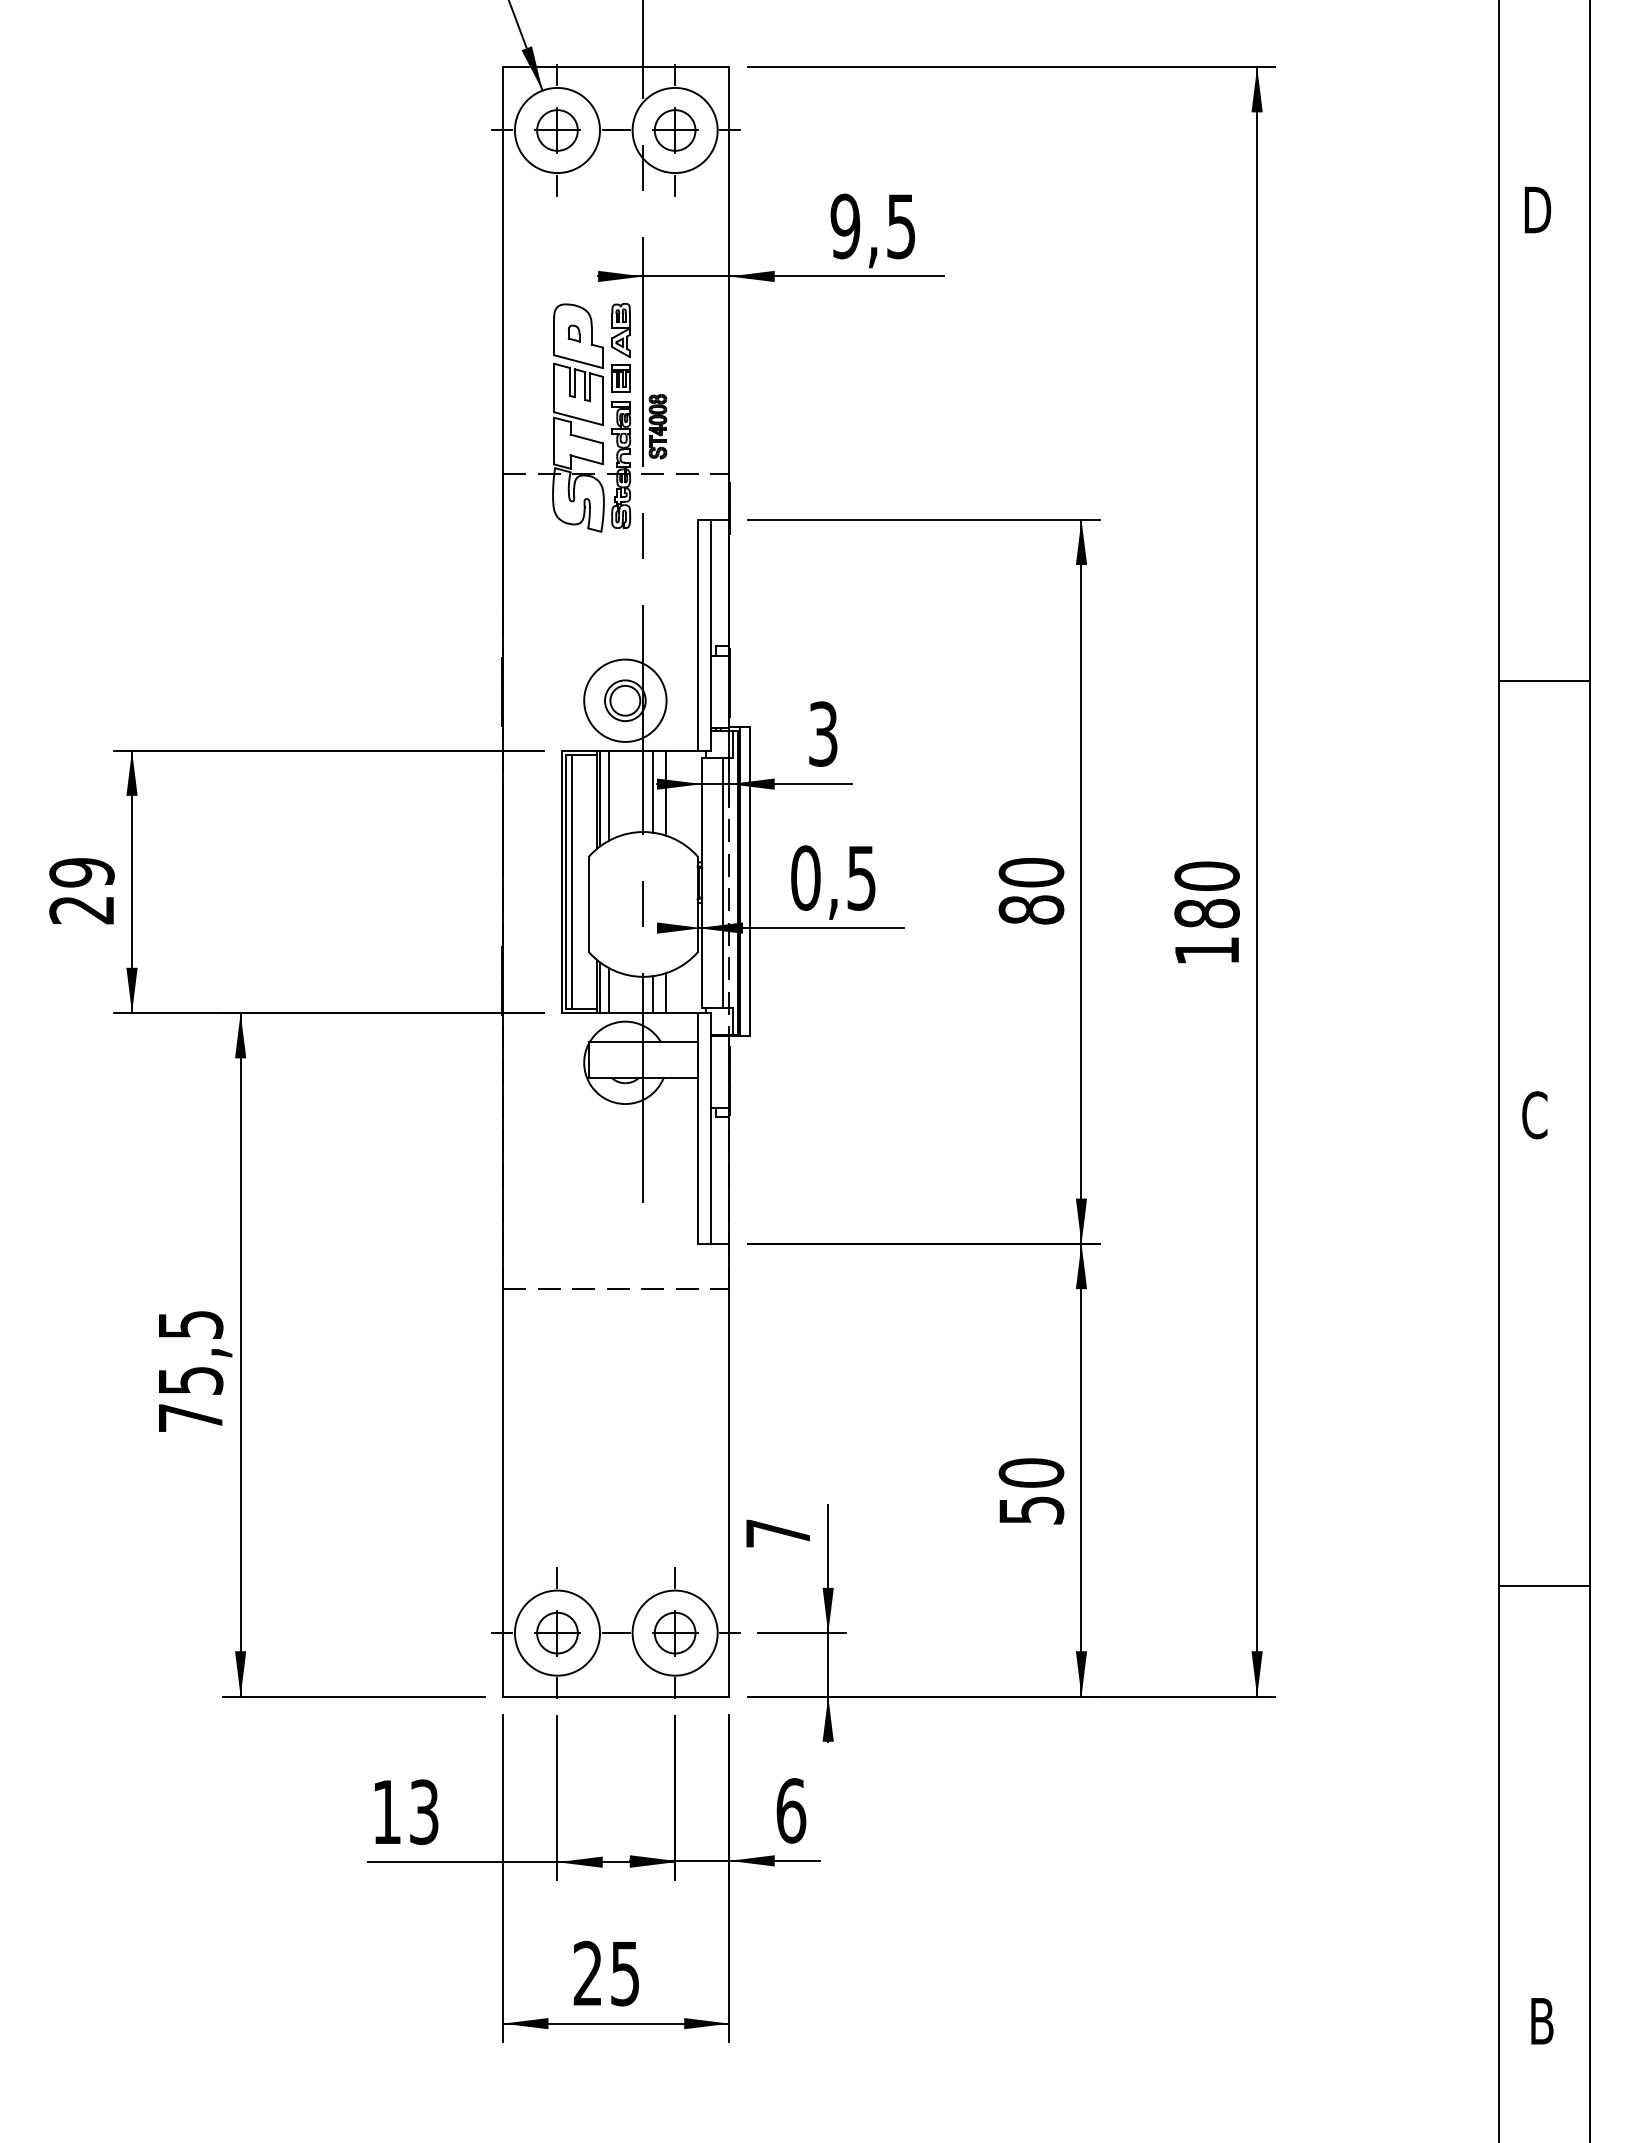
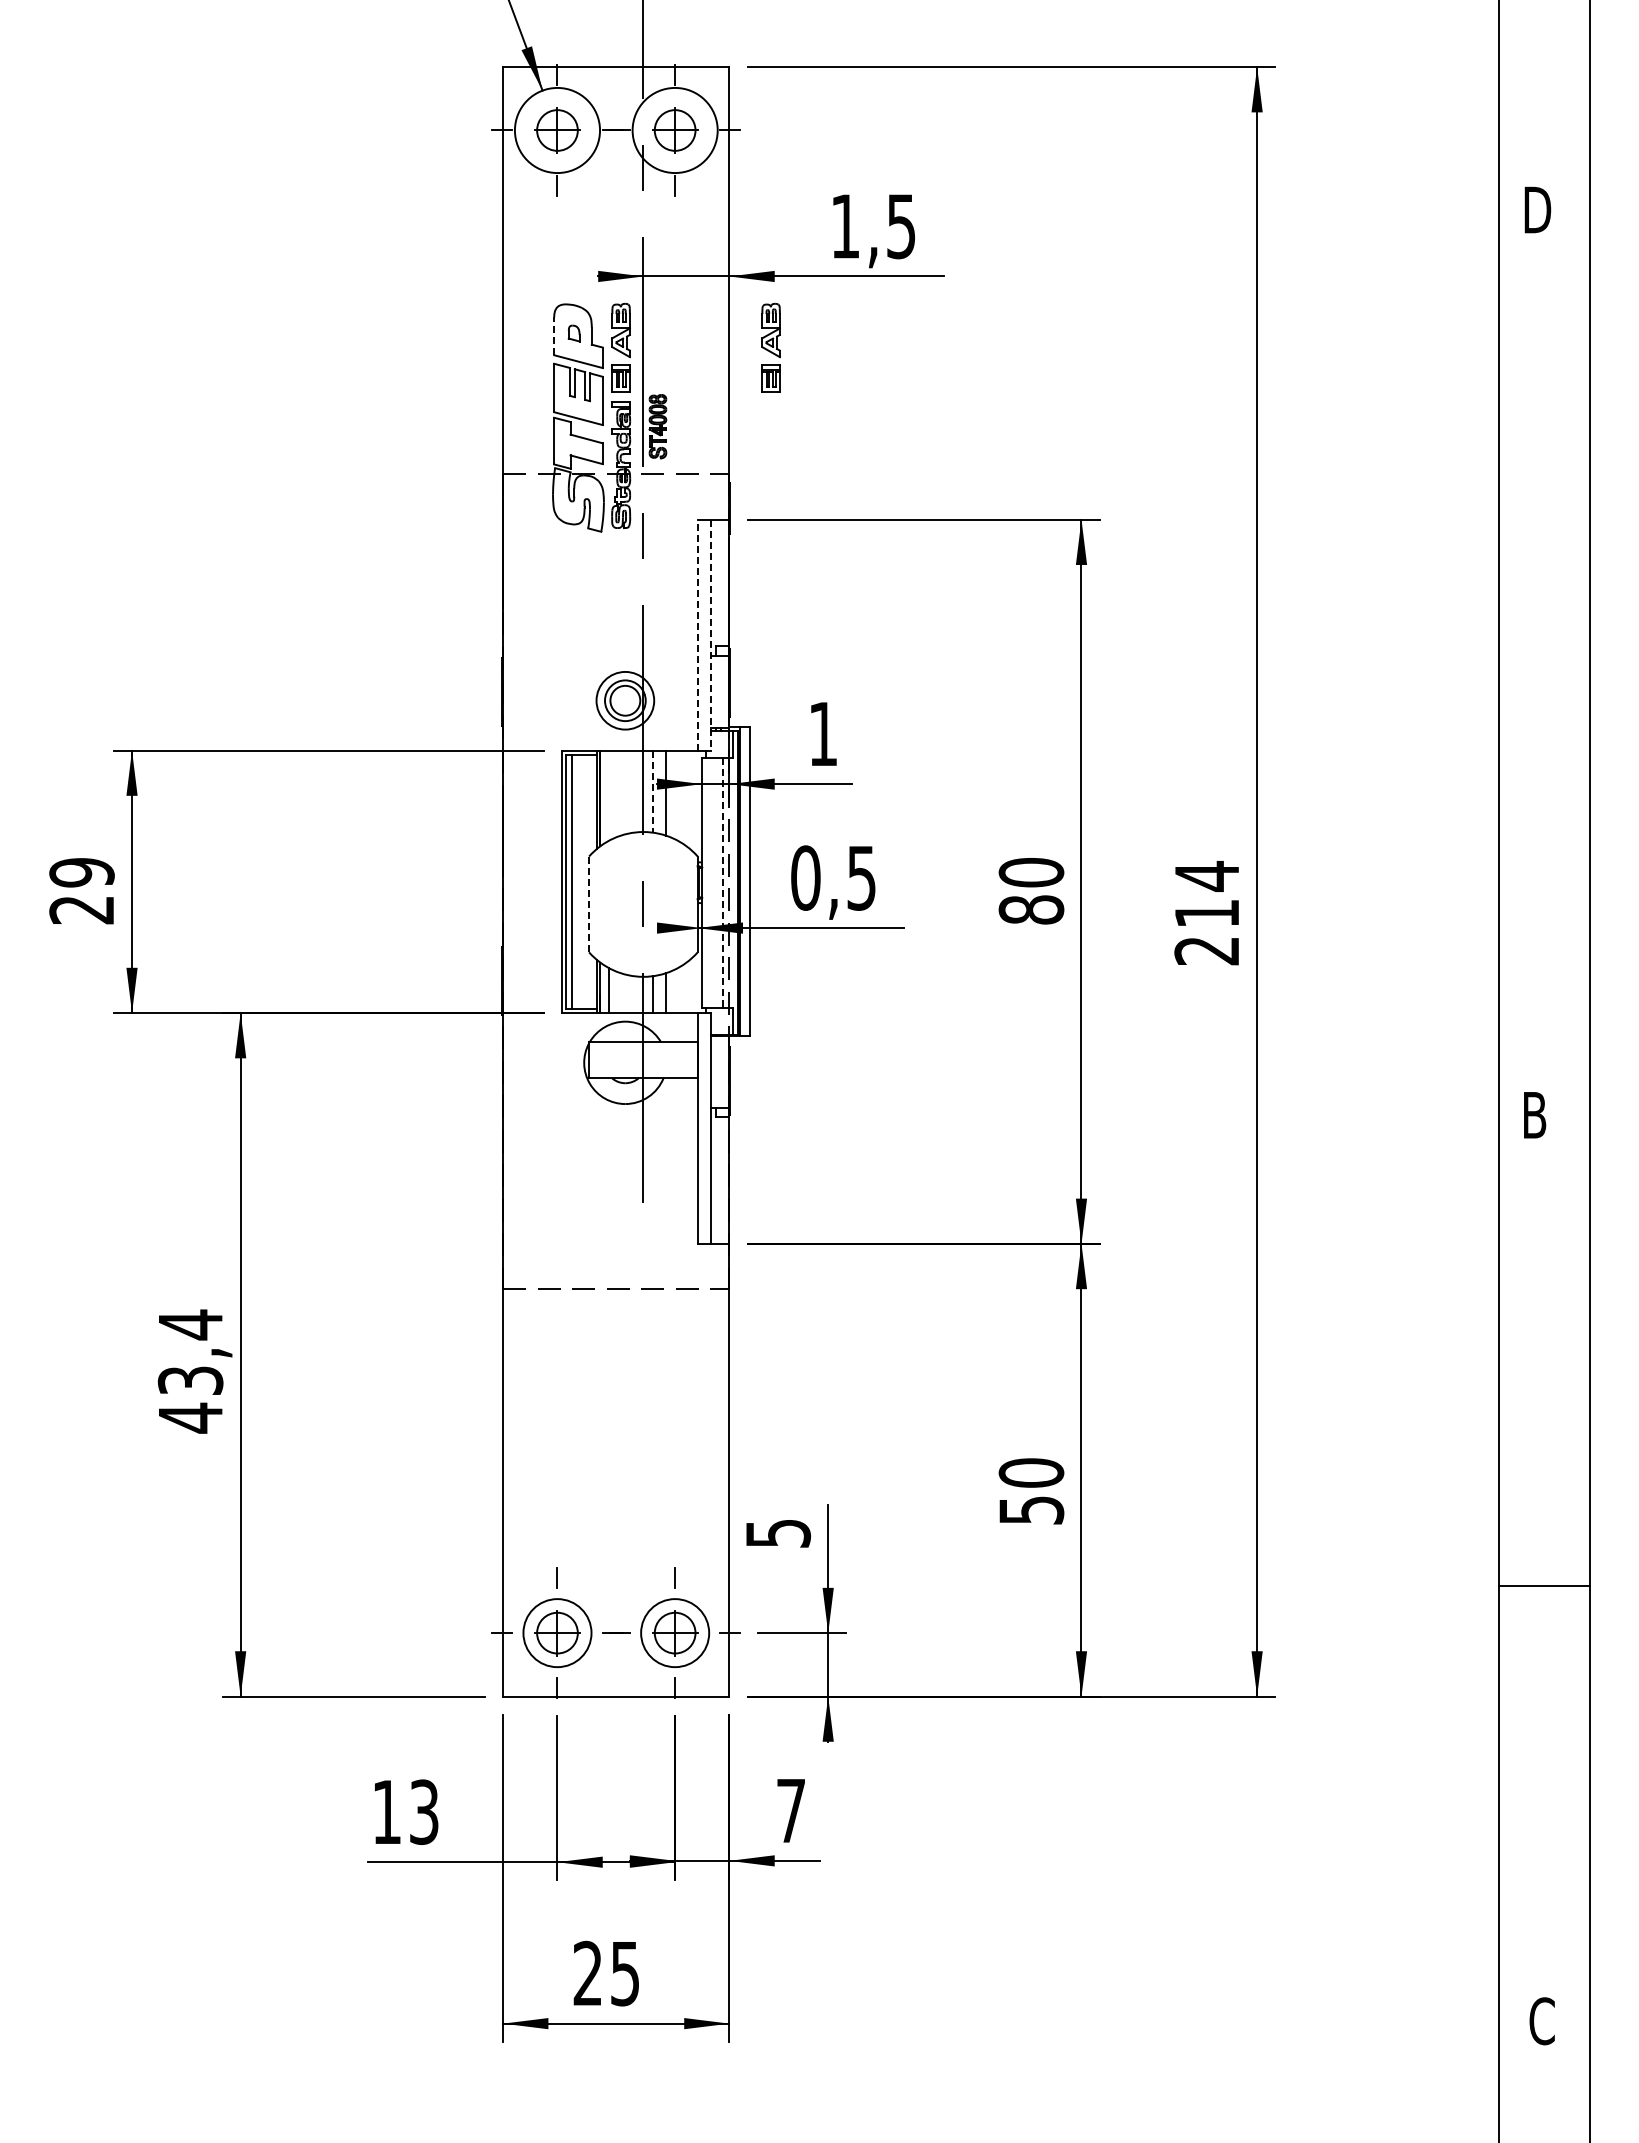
text: 9,5 -> 1,5 (845, 226)
line: solid -> dashed (554, 336)
part: none -> present (770, 347)
line: solid -> dashed (697, 634)
line: solid -> dashed (711, 635)
line: present -> none (1544, 681)
circle diameter: 82 px -> 58 px (625, 700)
text: 3 -> 1 (823, 733)
line: solid -> dashed (652, 792)
line: present -> none (609, 795)
line: solid -> dashed (723, 882)
line: solid -> dashed (589, 904)
text: 180 -> 214 (1206, 913)
text: C -> B (1534, 1115)
text: 75,5 -> 43,4 (190, 1371)
text: 7 -> 5 (778, 1533)
circle diameter: 85 px -> 68 px (557, 1633)
circle diameter: 85 px -> 68 px (675, 1633)
text: 6 -> 7 (791, 1810)
text: B -> C (1541, 2021)
